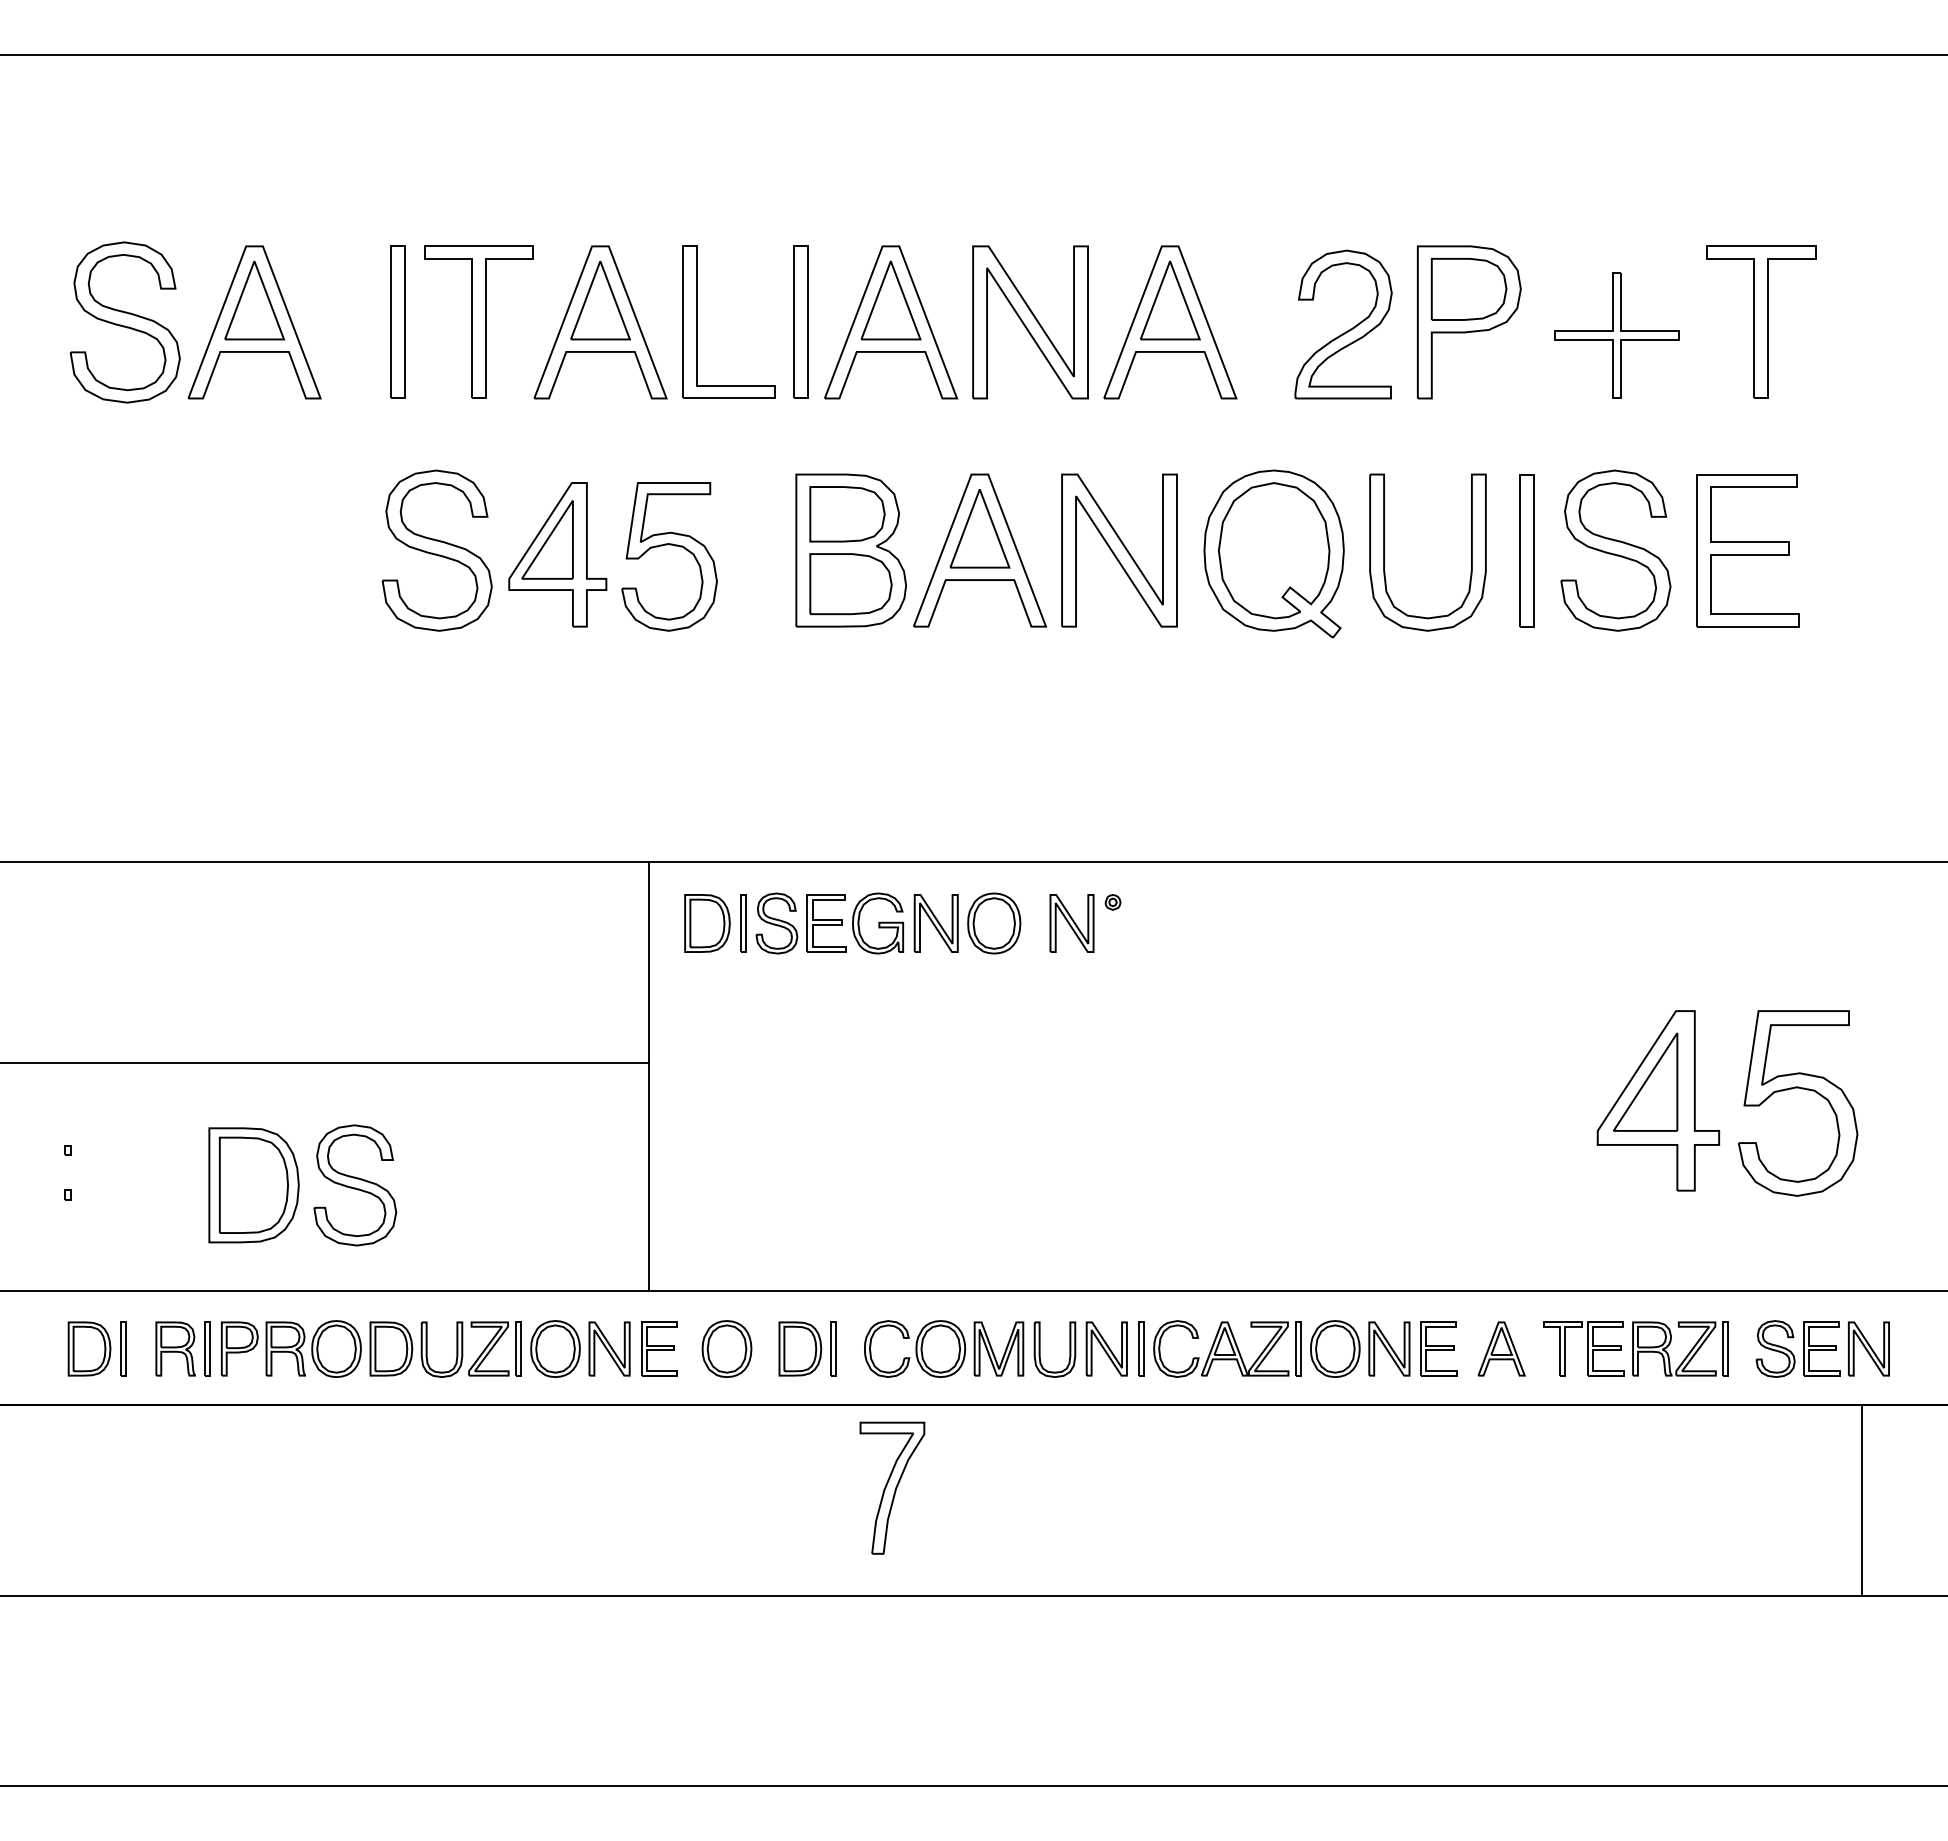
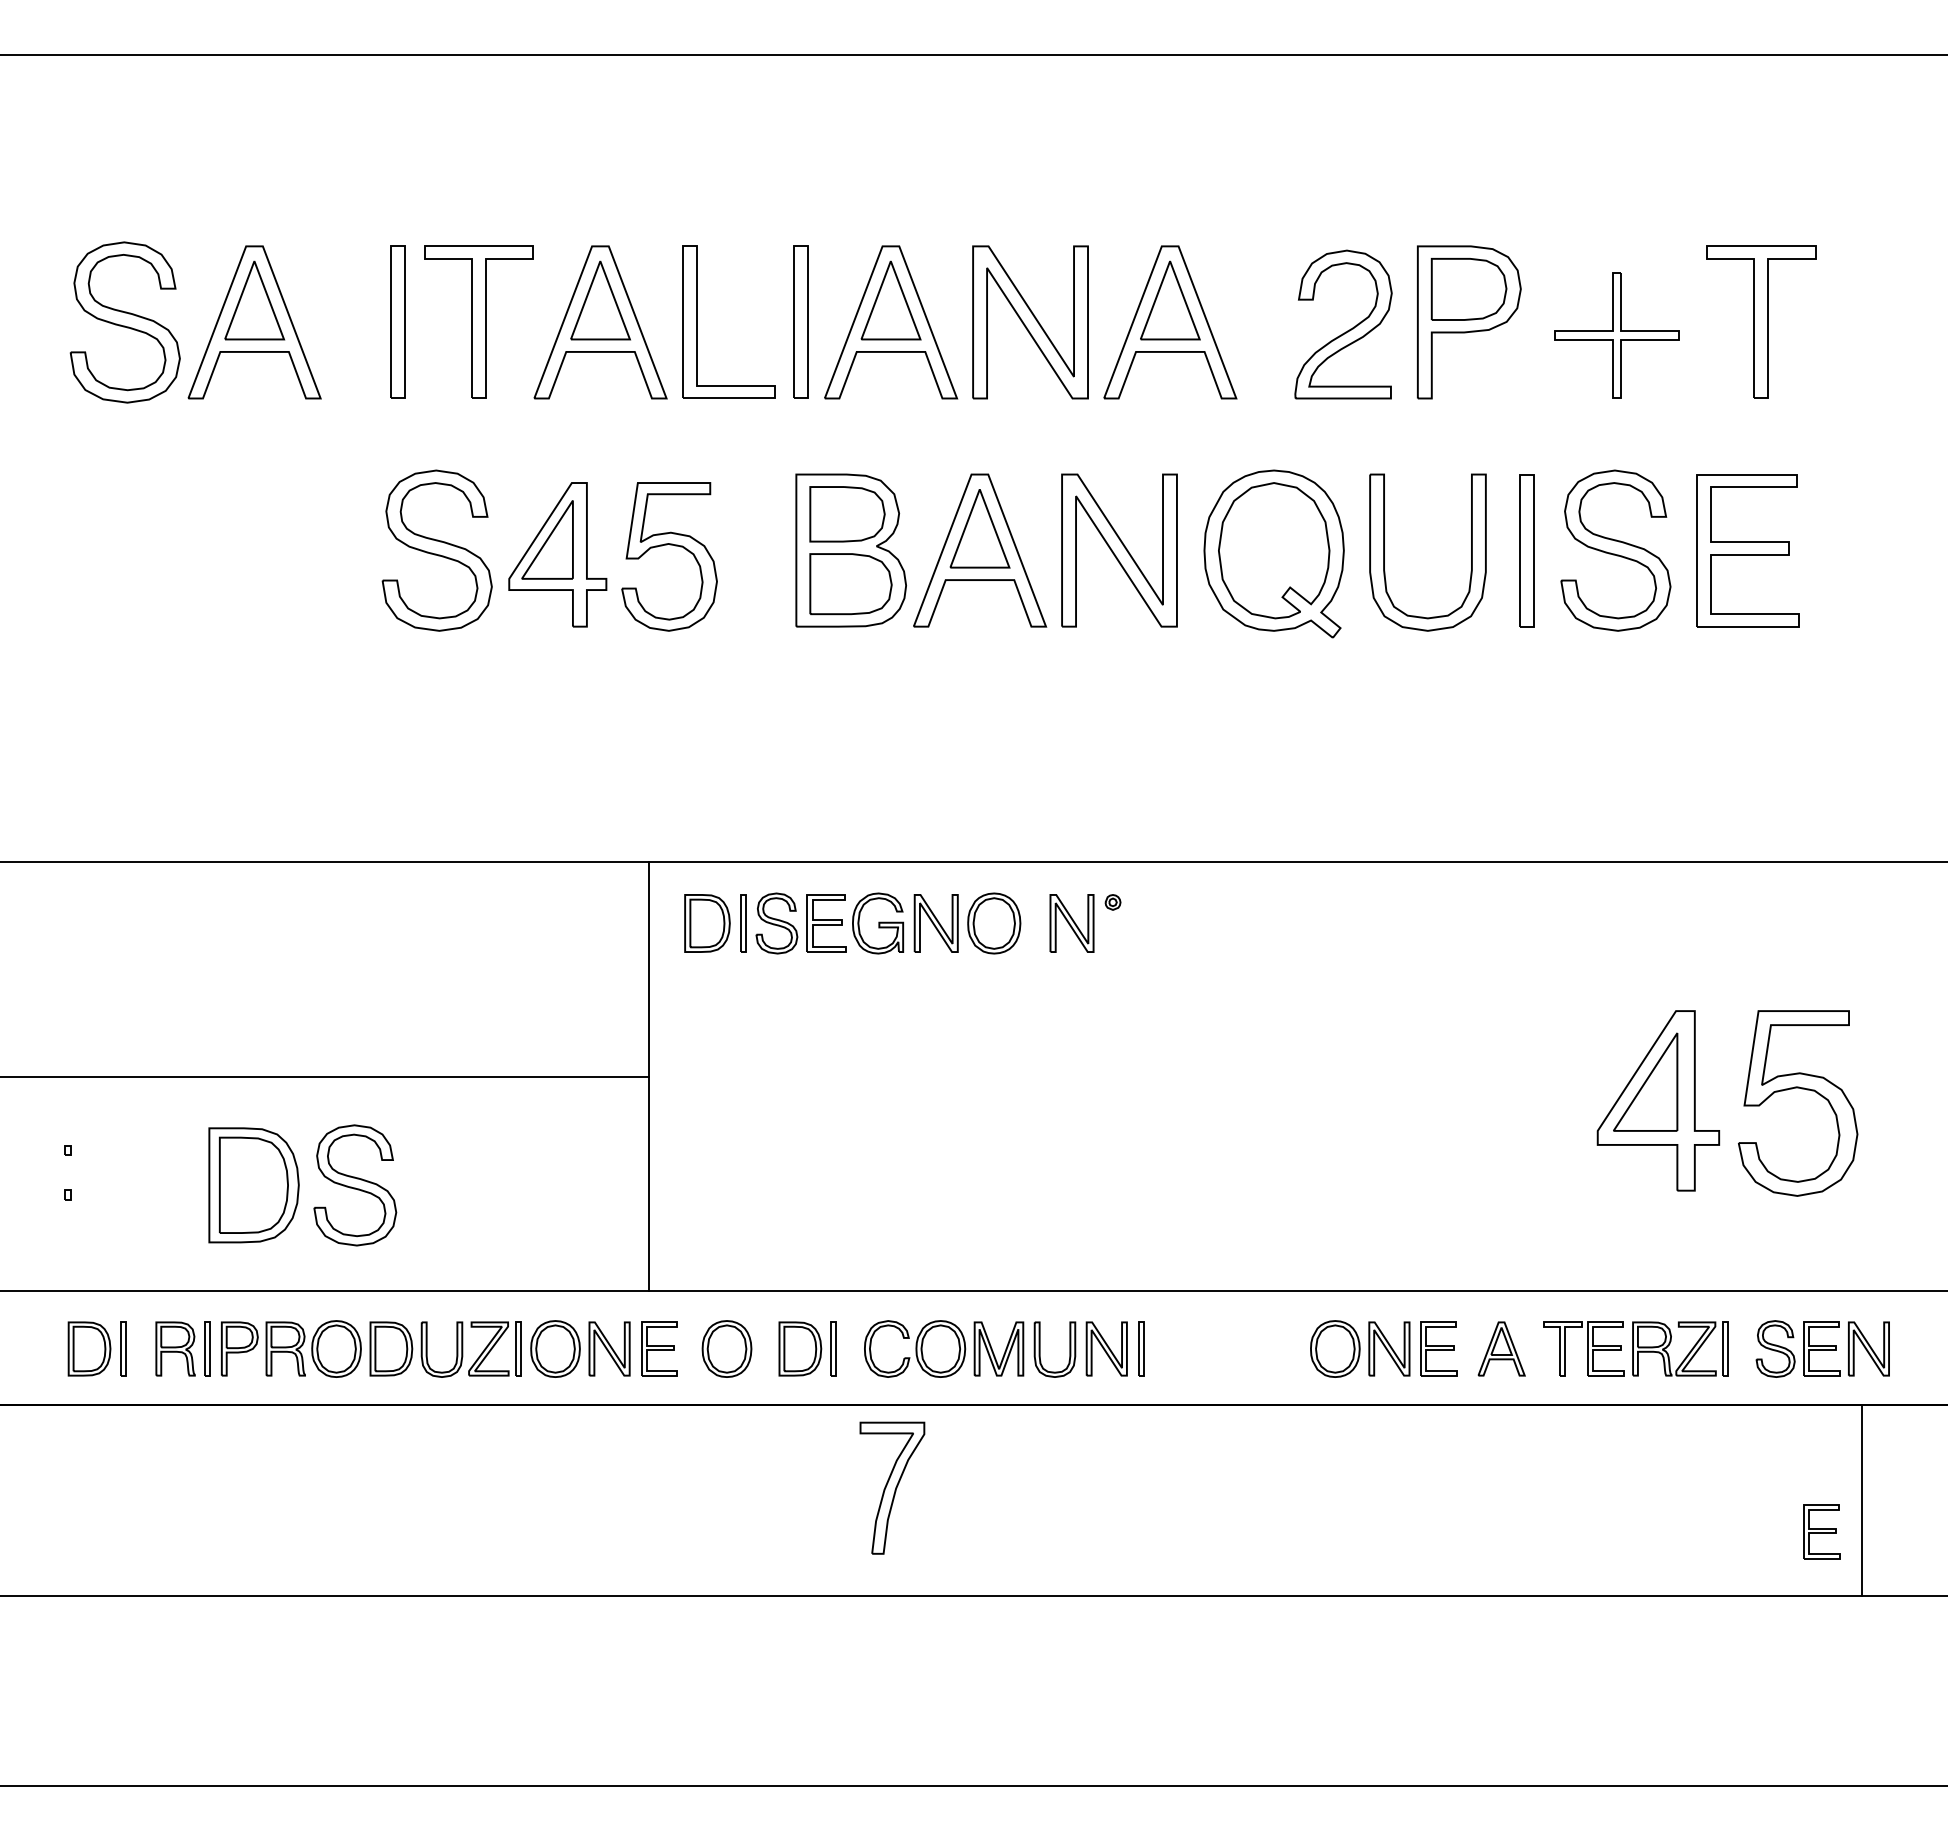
line position: (325, 1063) -> (325, 1077) (325, 1077)
part: present -> none (1227, 1348)
part: none -> present (1821, 1531)
